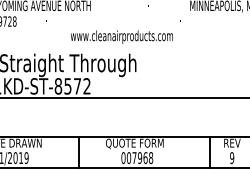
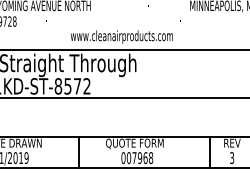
line: none -> present (124, 49)
text: 9 -> 3 (232, 157)
